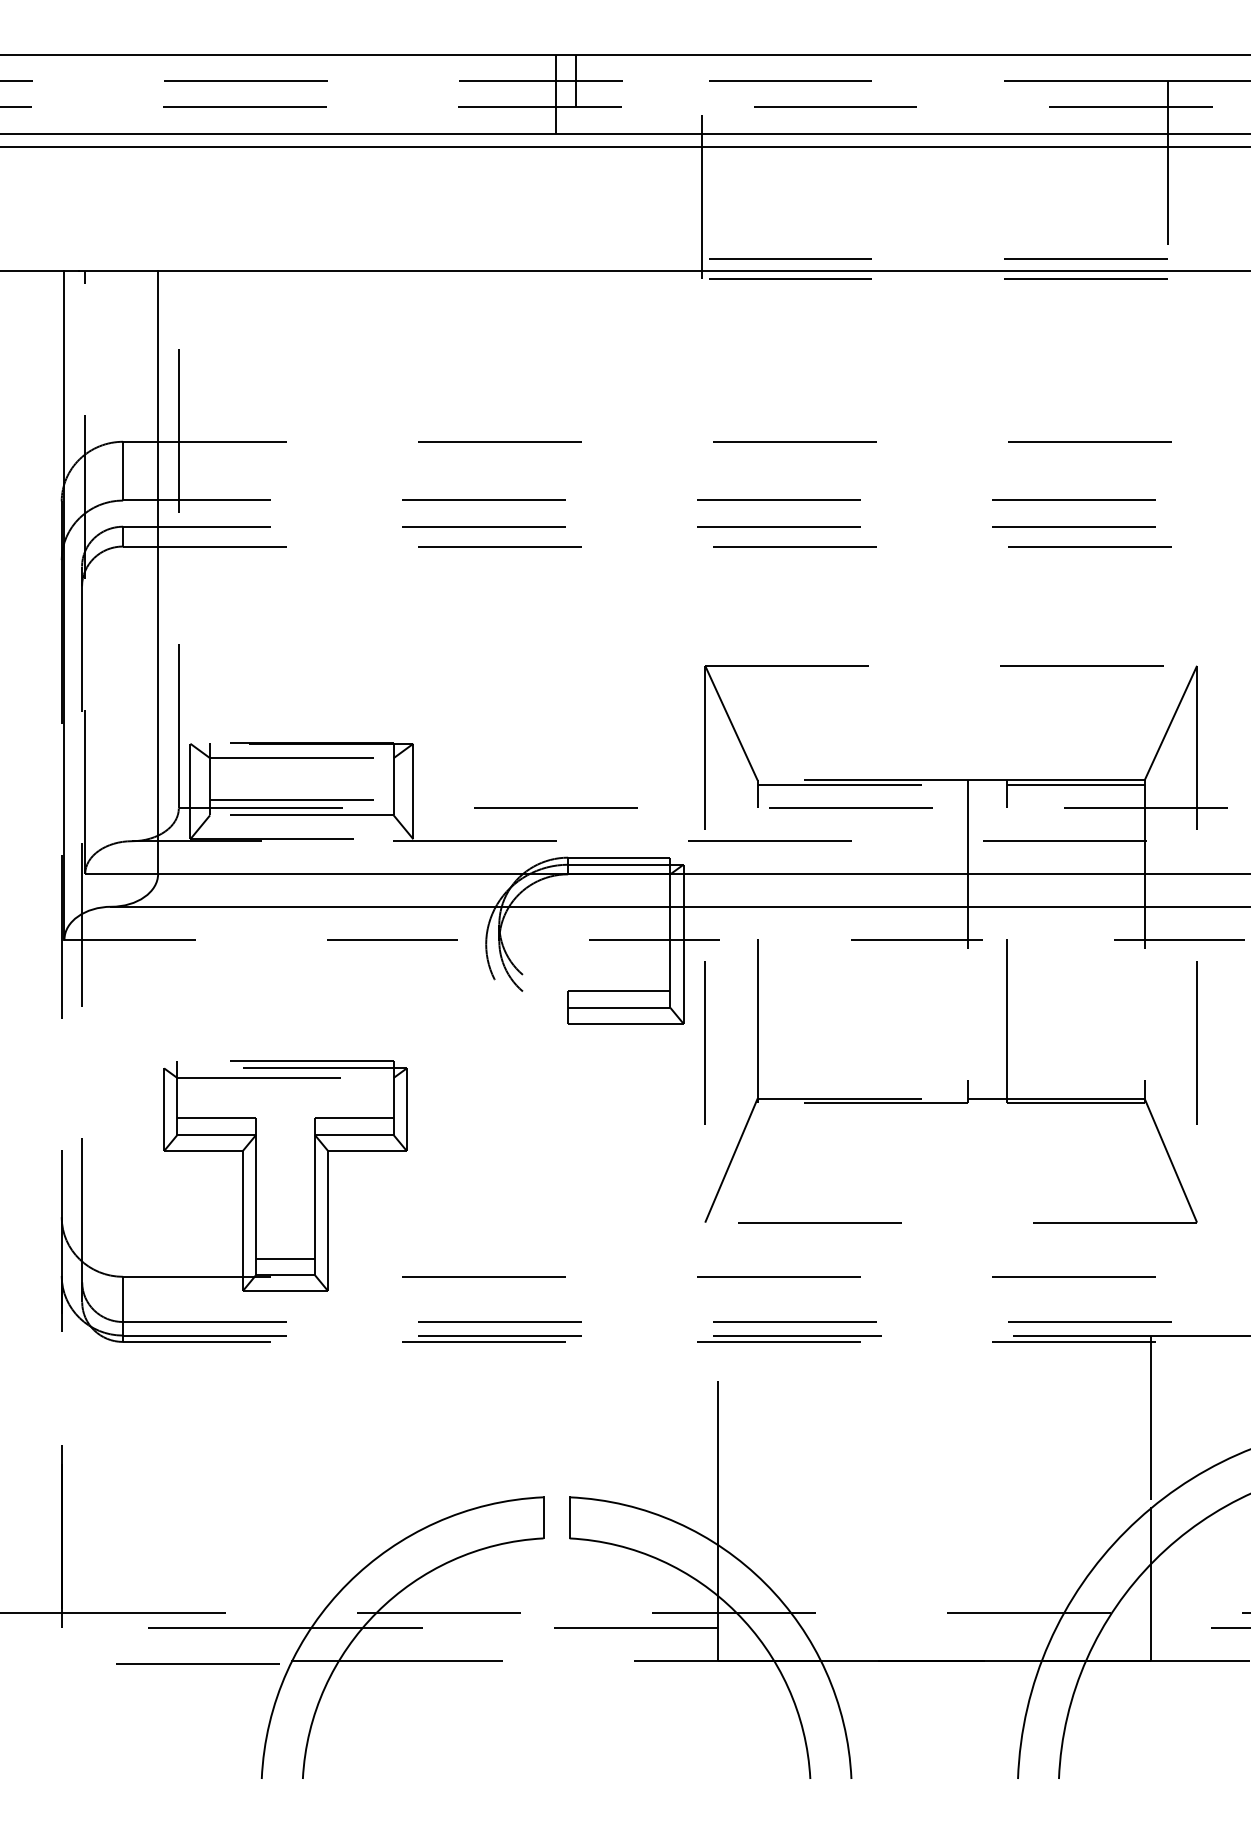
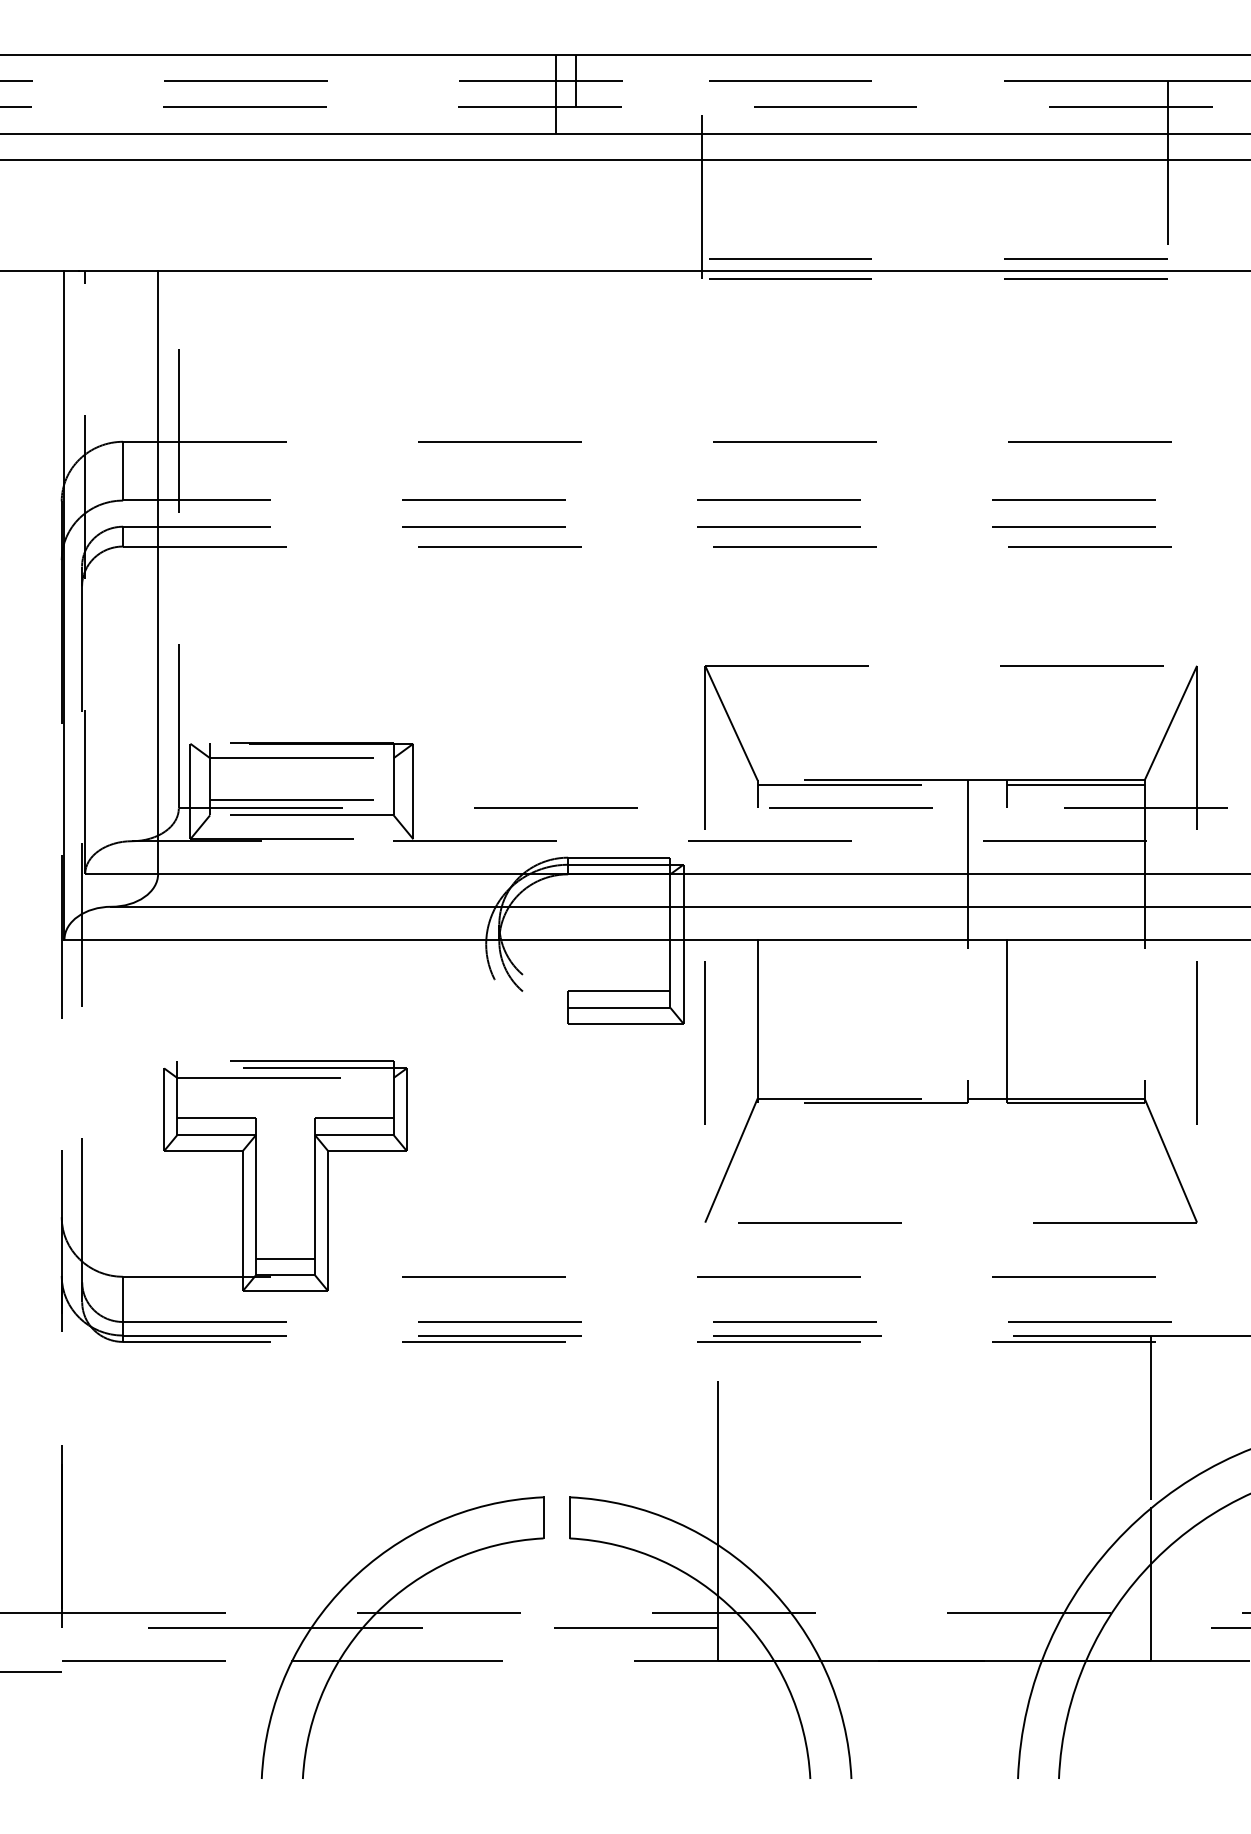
line position: (624, 146) -> (624, 159) (624, 159)
line: dashed -> solid (657, 939)
line position: (197, 1663) -> (143, 1660) (143, 1660)
line: none -> present (31, 1672)
